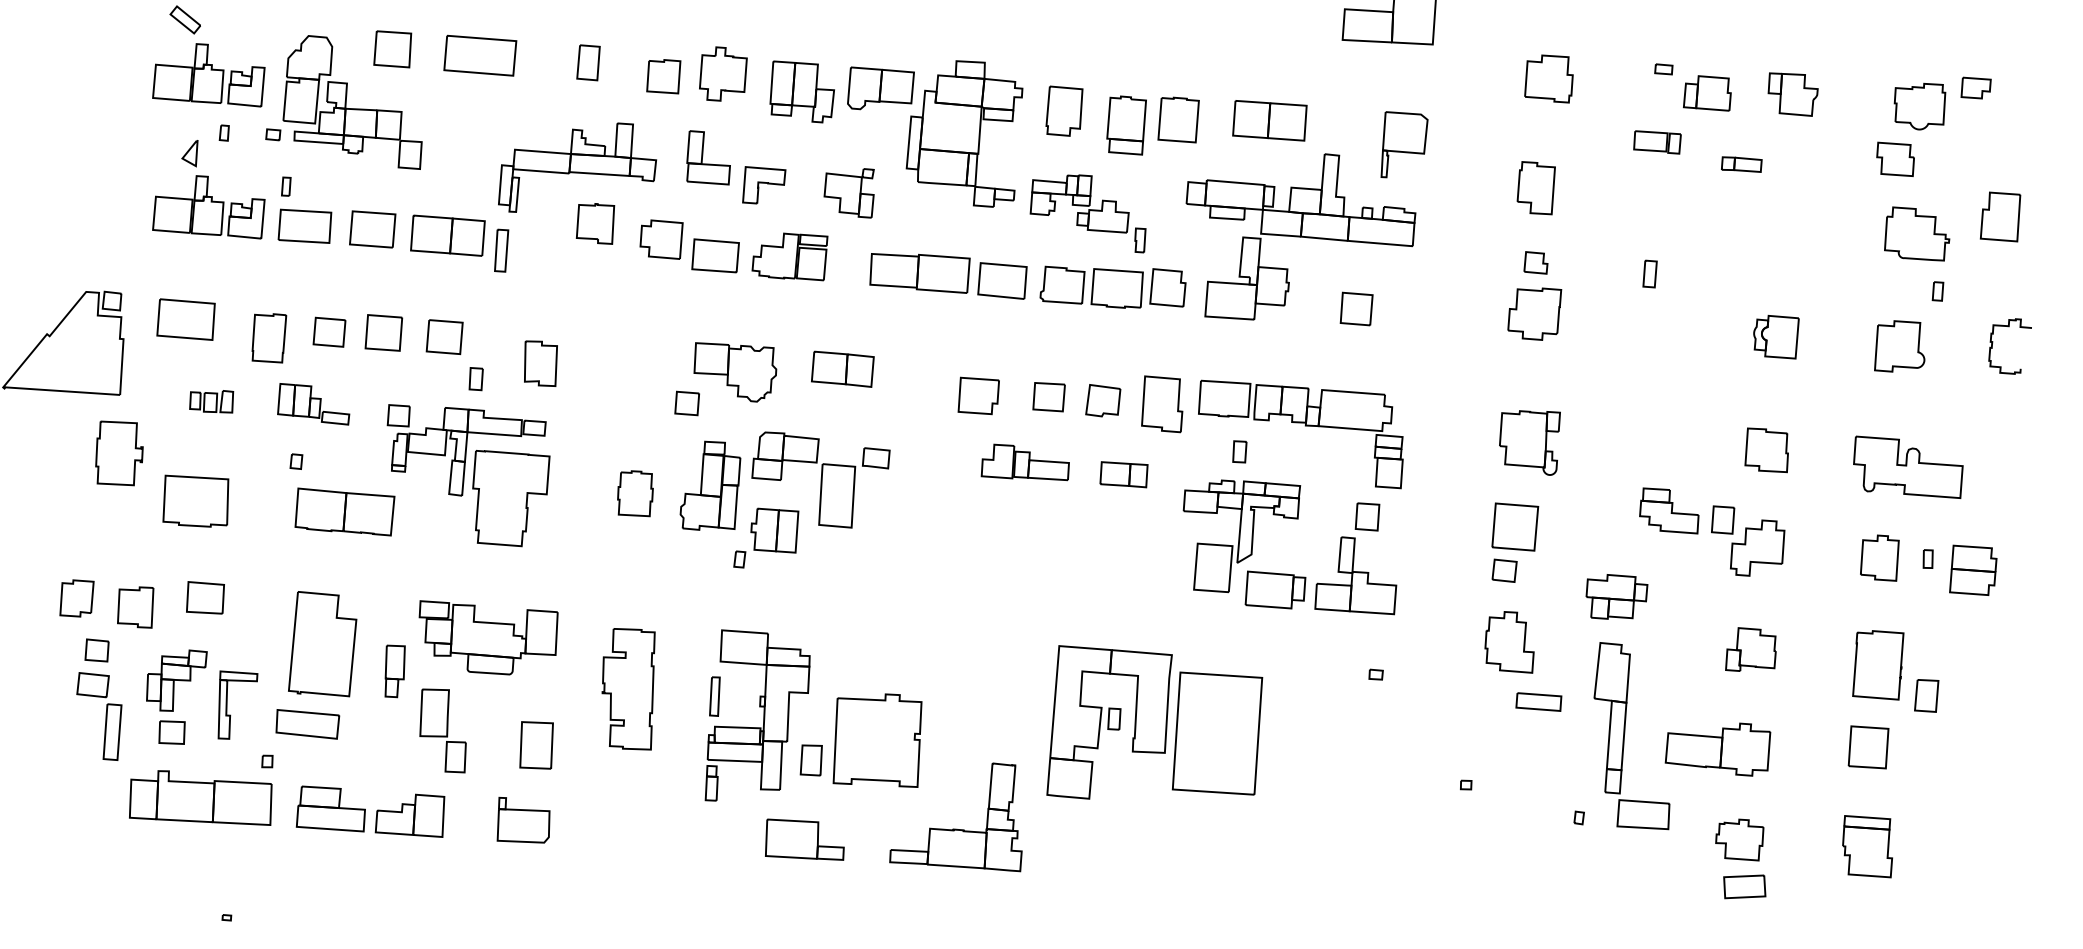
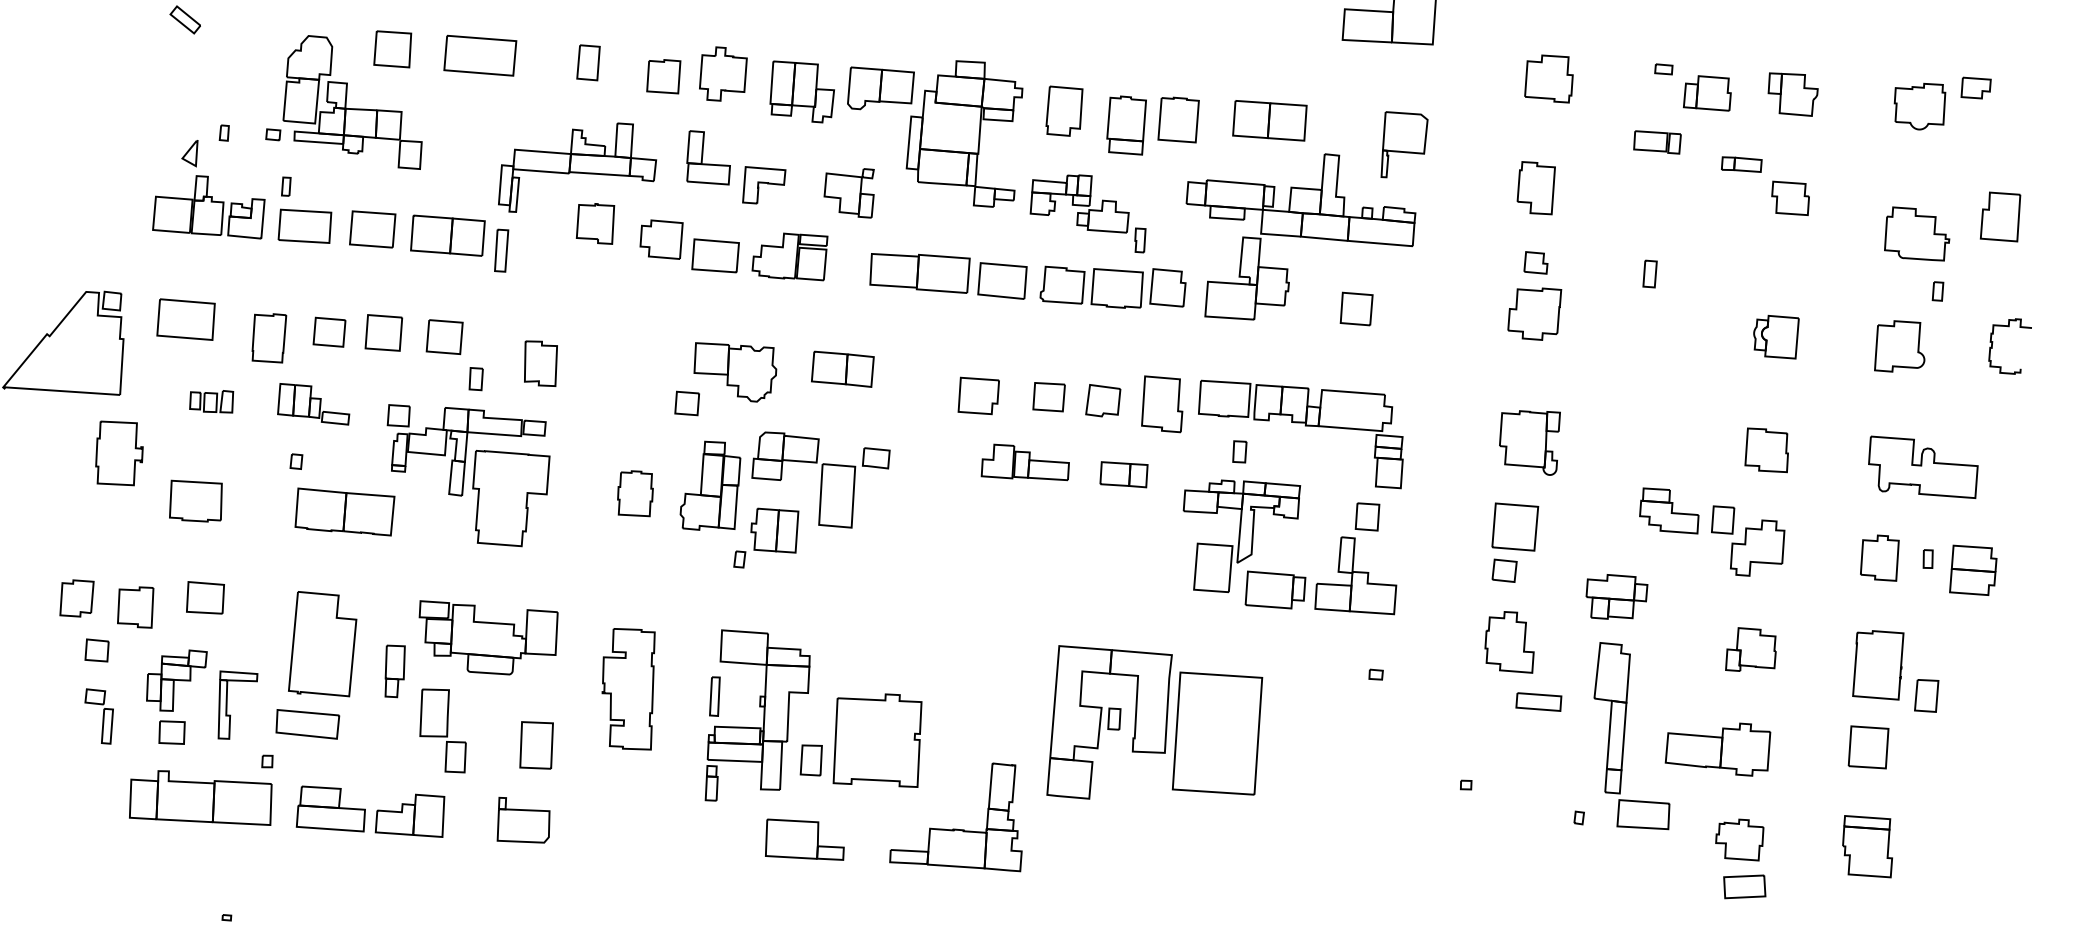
part: present -> none (208, 75)
part position: (1895, 158) -> (1790, 197) (1790, 197)
part position: (1908, 466) -> (1923, 466) (1923, 466)
part size: 68x54 px -> 54x44 px (195, 500)
part size: 47x89 px -> 30x57 px (98, 716)
